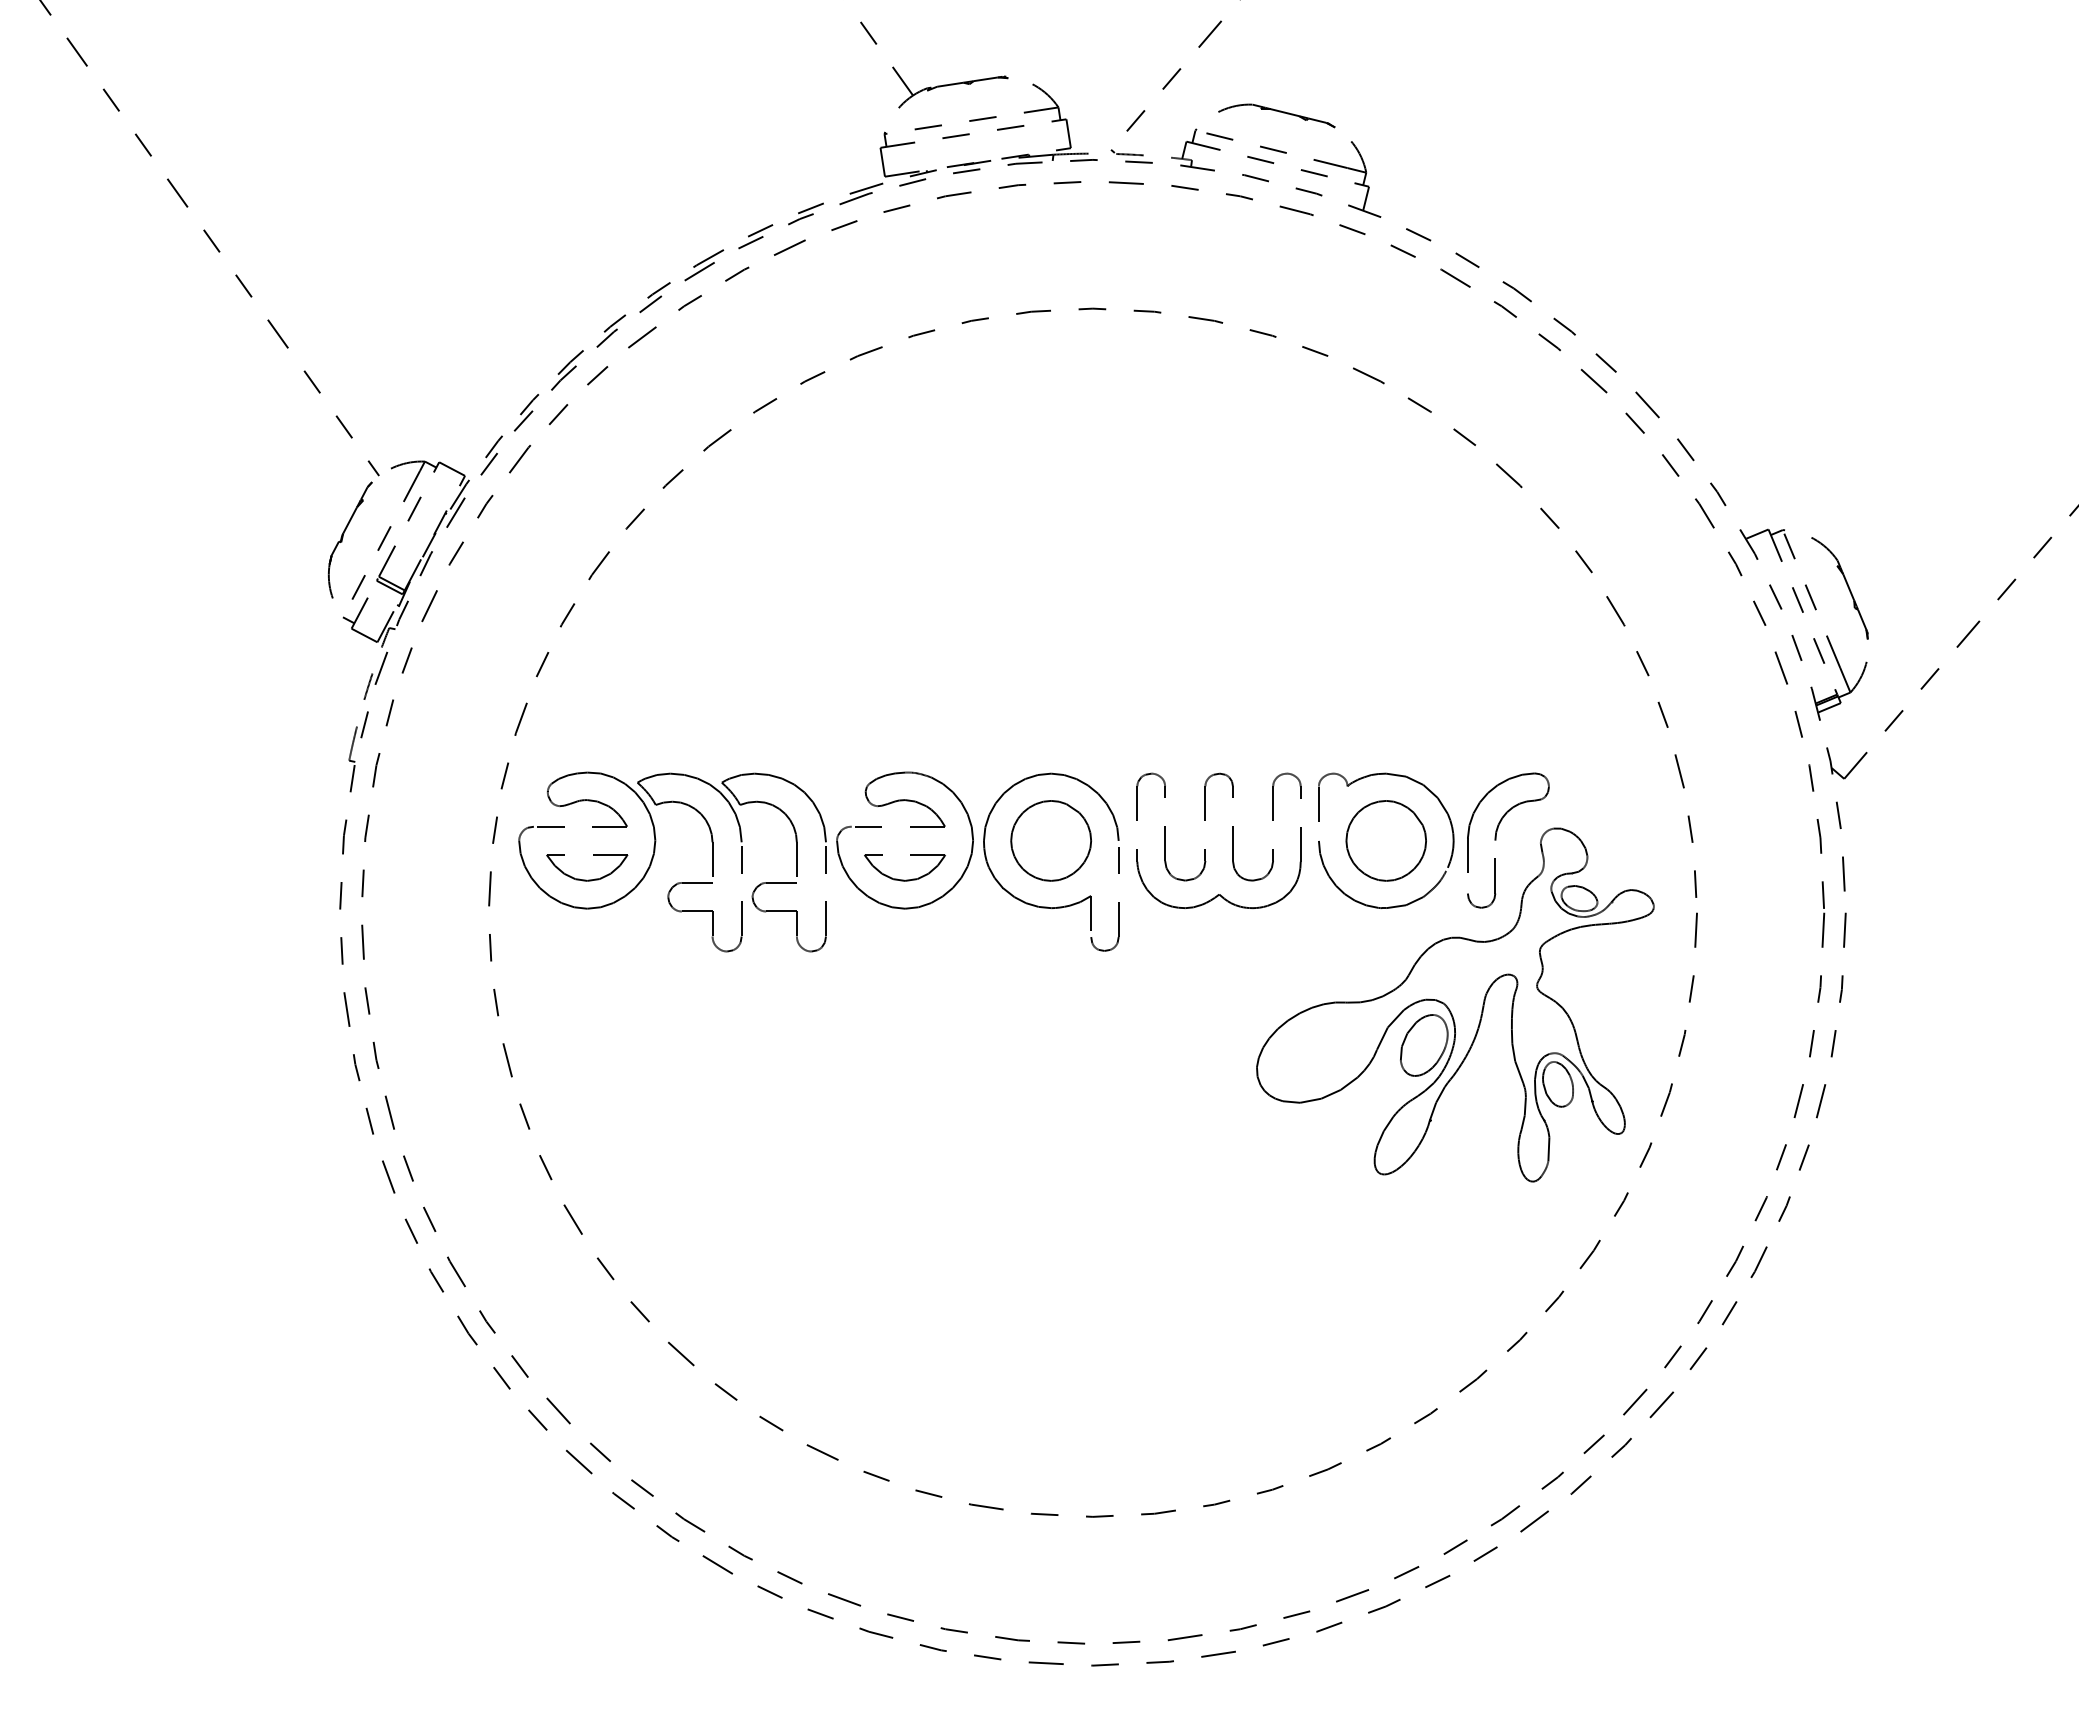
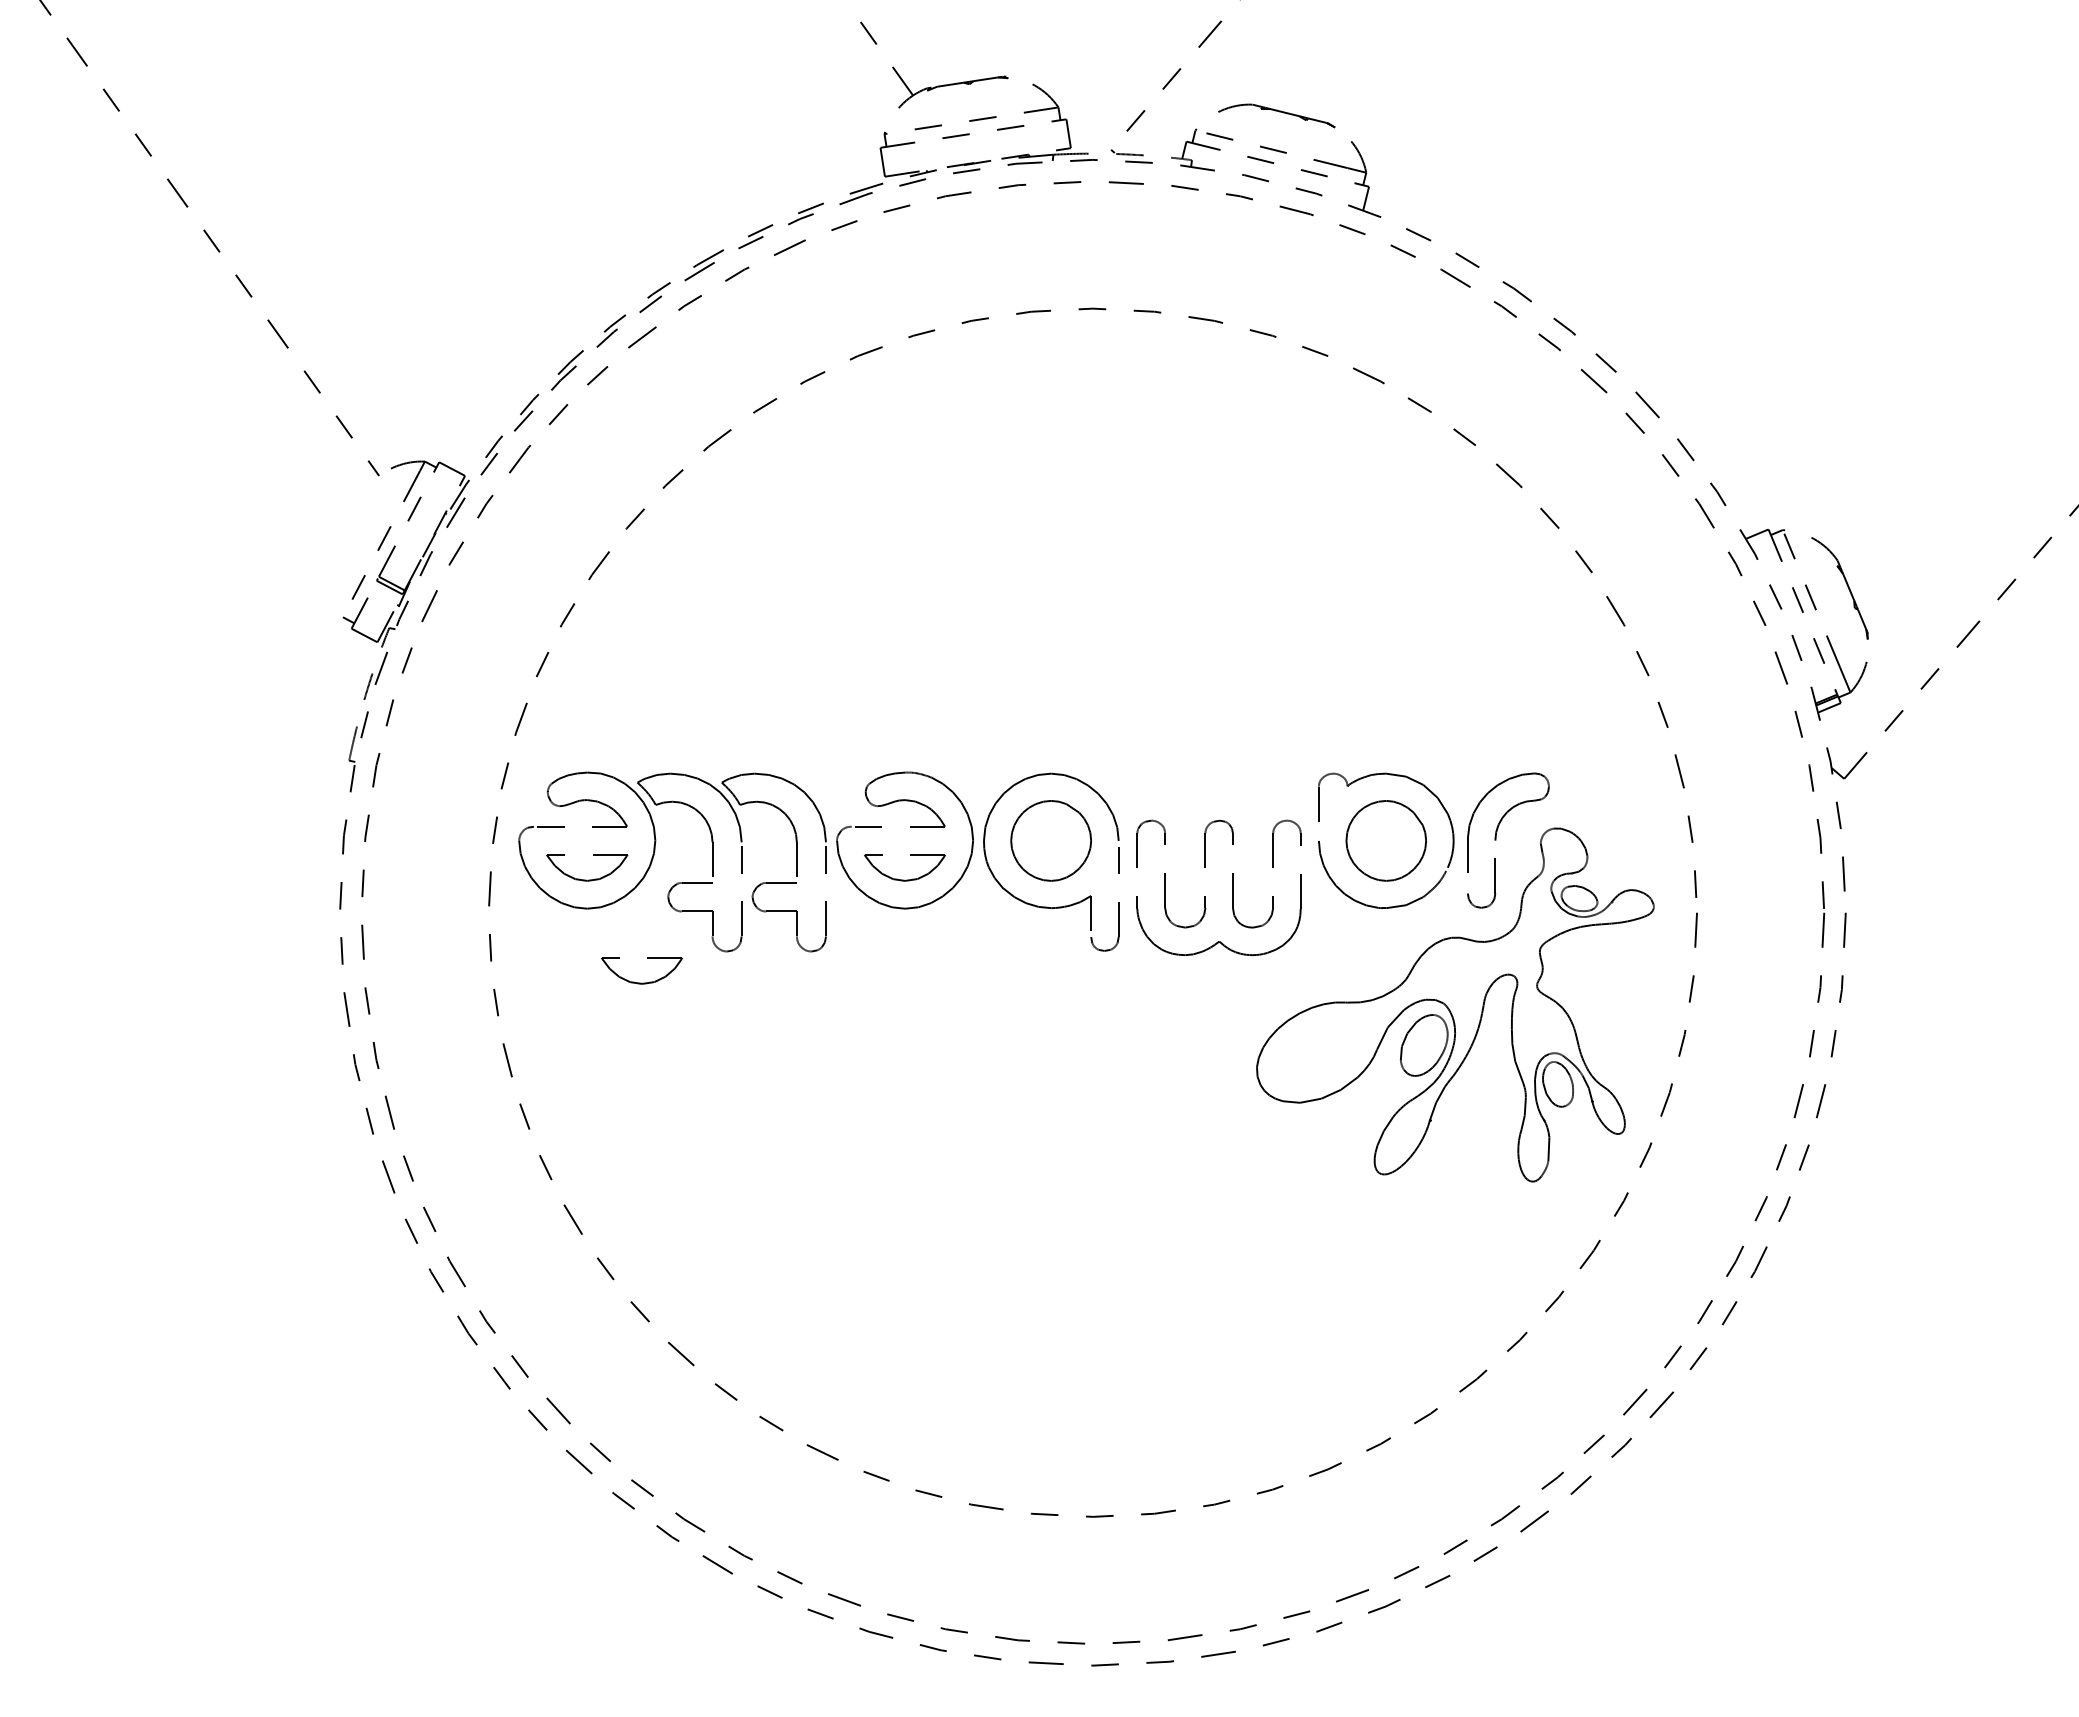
part: present -> none (343, 538)
part position: (1232, 840) -> (1232, 887) (1232, 887)
part: none -> present (641, 982)
